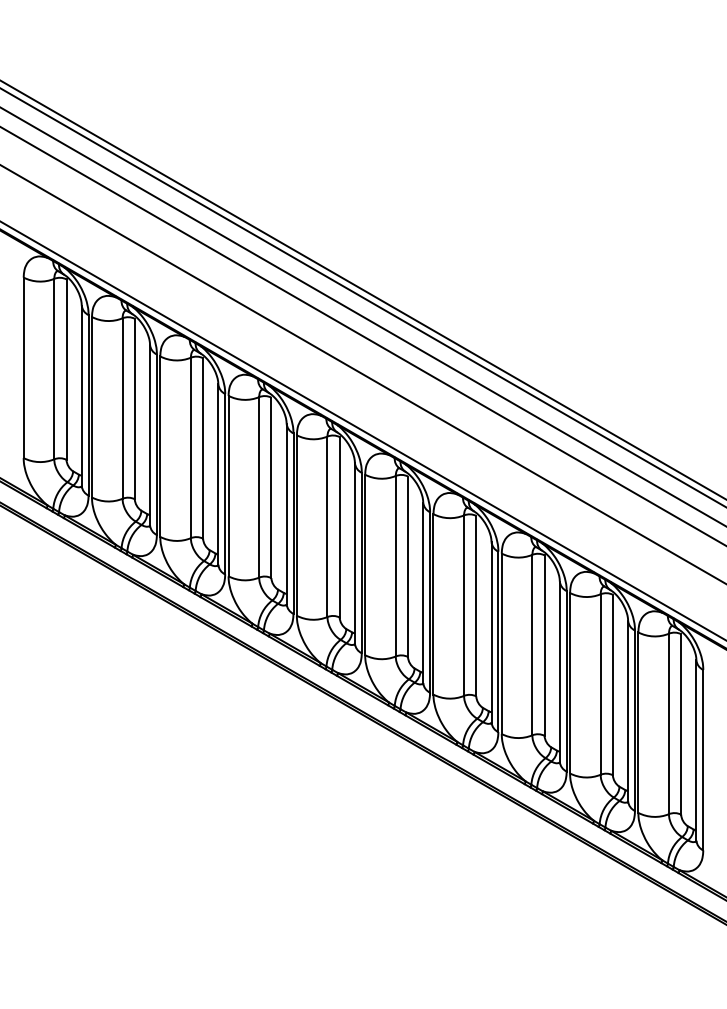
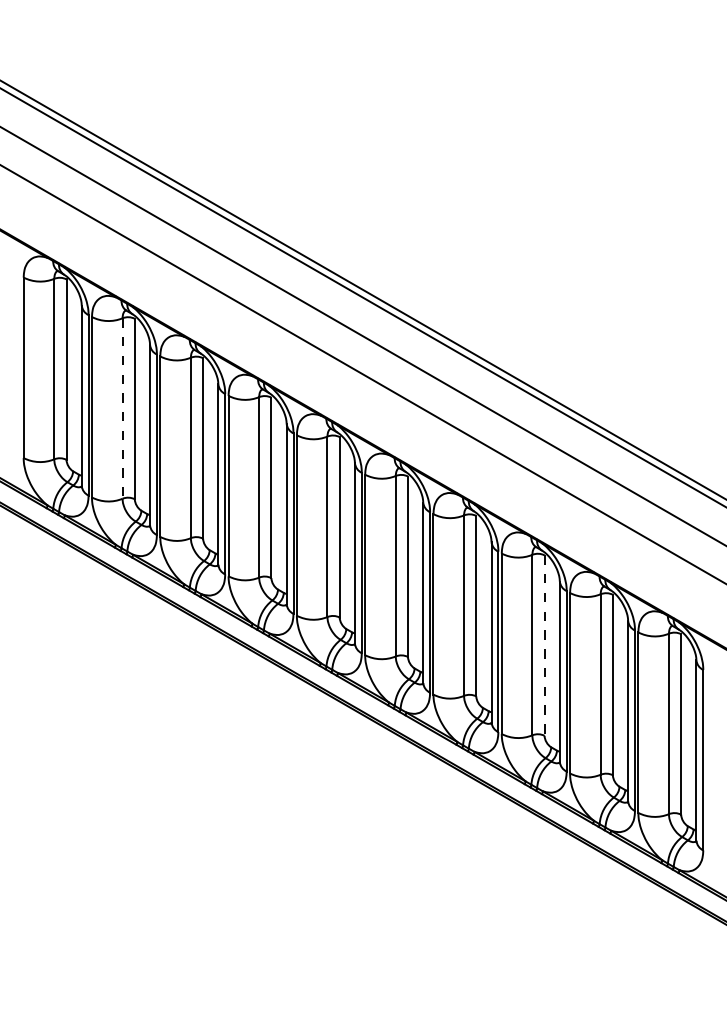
line: present -> none (362, 316)
line: solid -> dashed (122, 409)
line: present -> none (362, 430)
line: solid -> dashed (544, 646)
